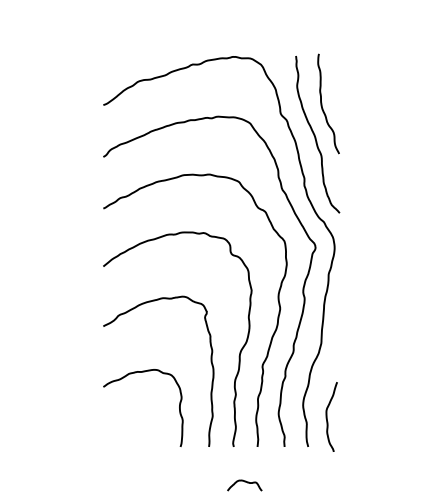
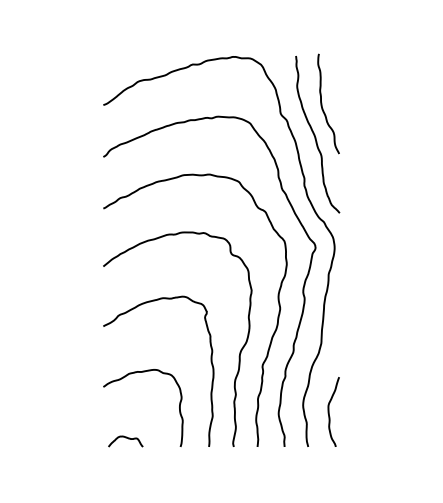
curve position: (327, 416) -> (329, 411) (329, 411)
curve position: (244, 482) -> (125, 438) (125, 438)
